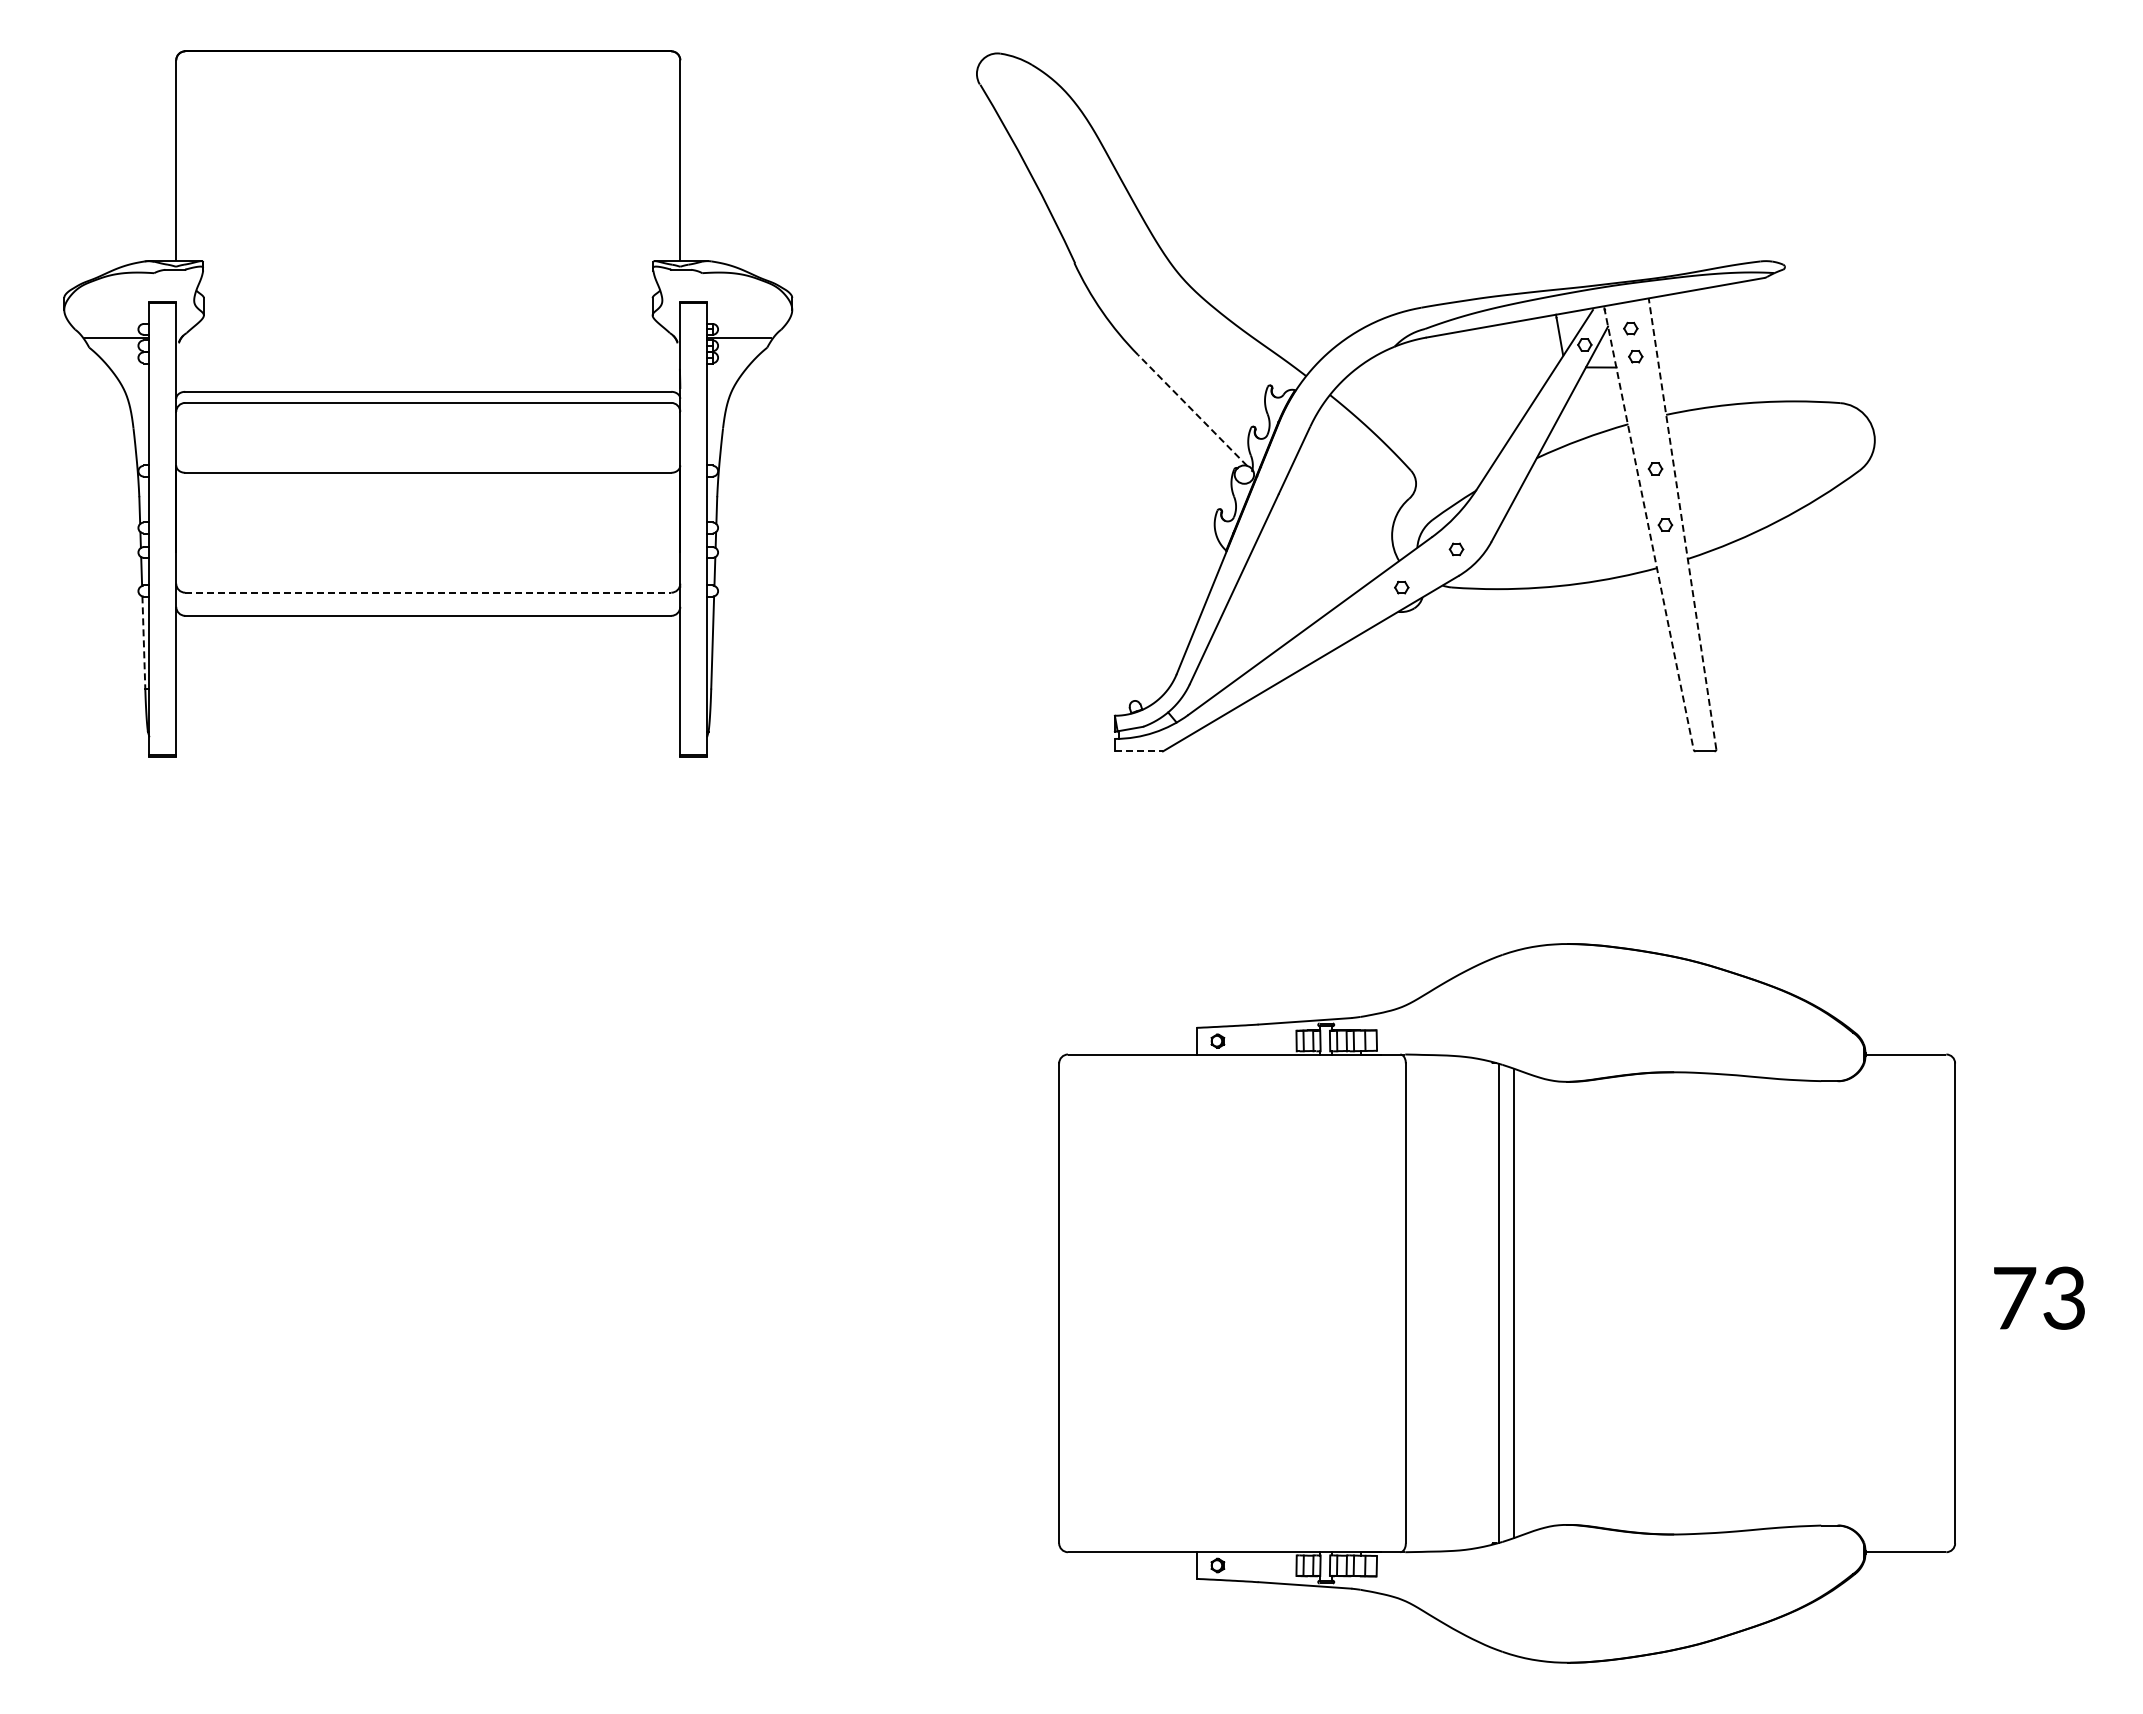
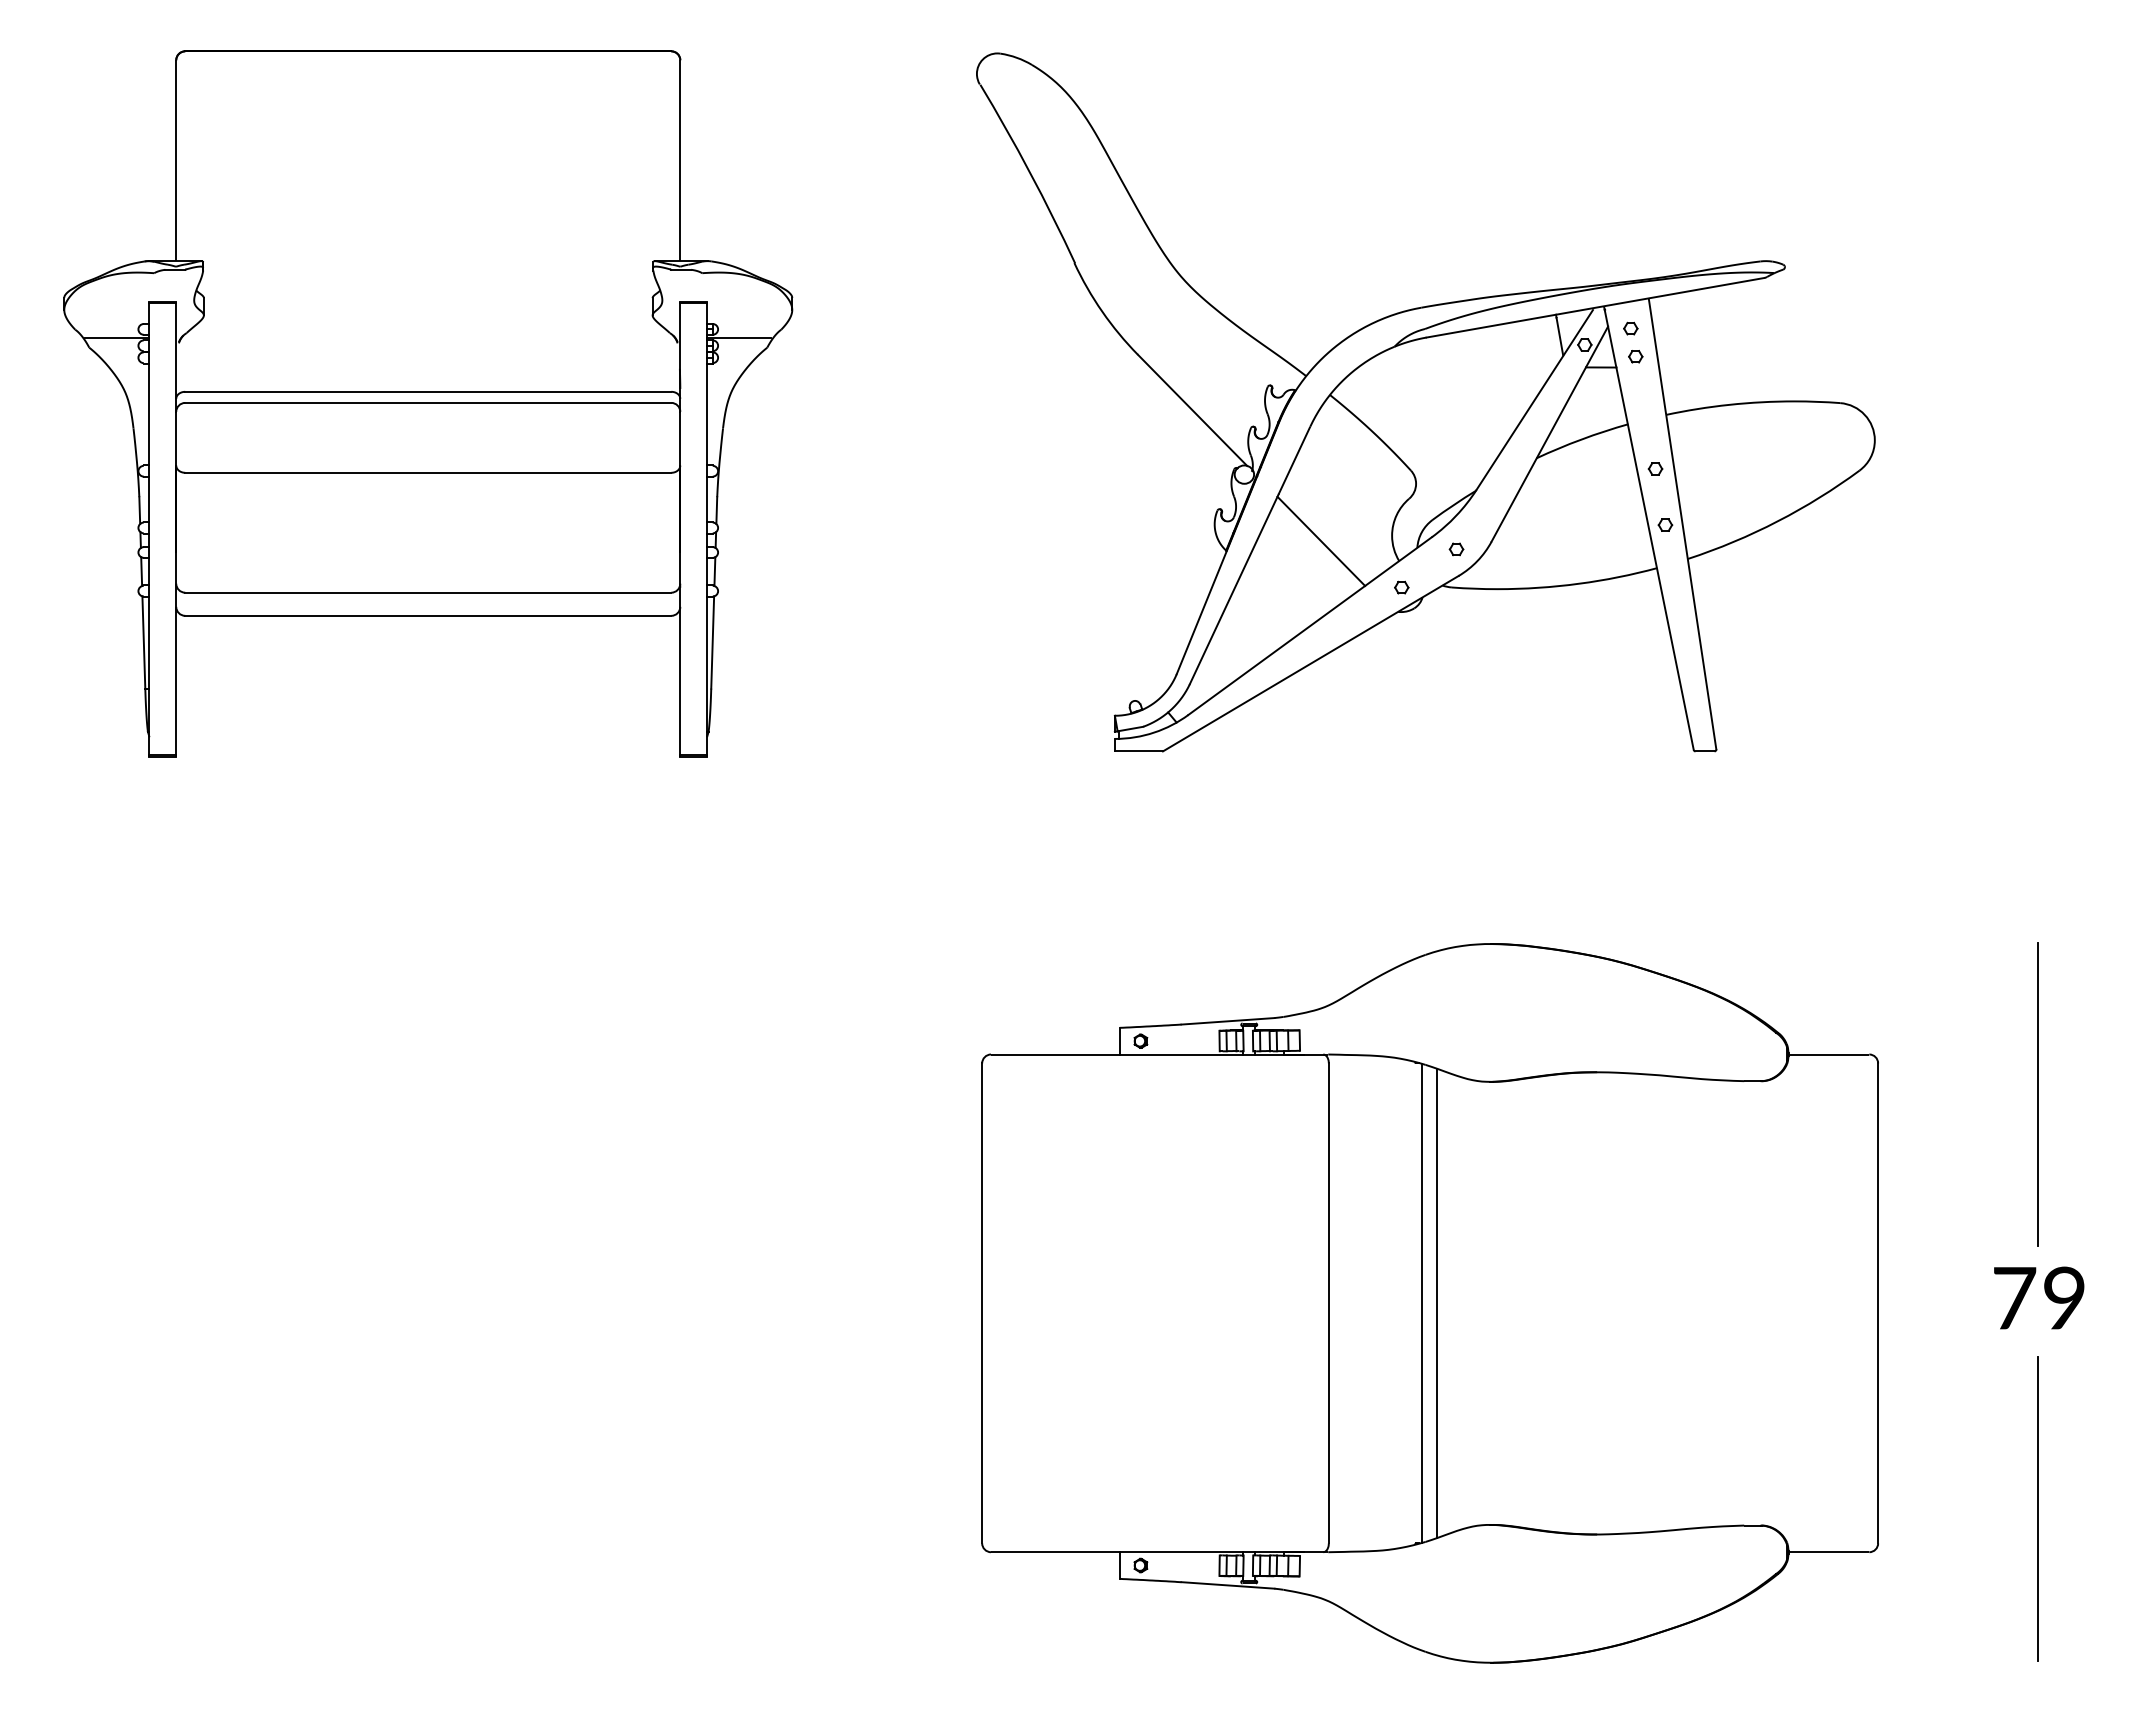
line: dashed -> solid (1192, 410)
line: dashed -> solid (1682, 524)
line: dashed -> solid (1648, 528)
line: none -> present (1321, 540)
line: dashed -> solid (428, 592)
line: dashed -> solid (143, 642)
line: dashed -> solid (1139, 751)
line: none -> present (2037, 1094)
text: 73 -> 79 (2063, 1297)
part position: (1506, 1303) -> (1429, 1303) (1429, 1303)
line: none -> present (2037, 1509)
